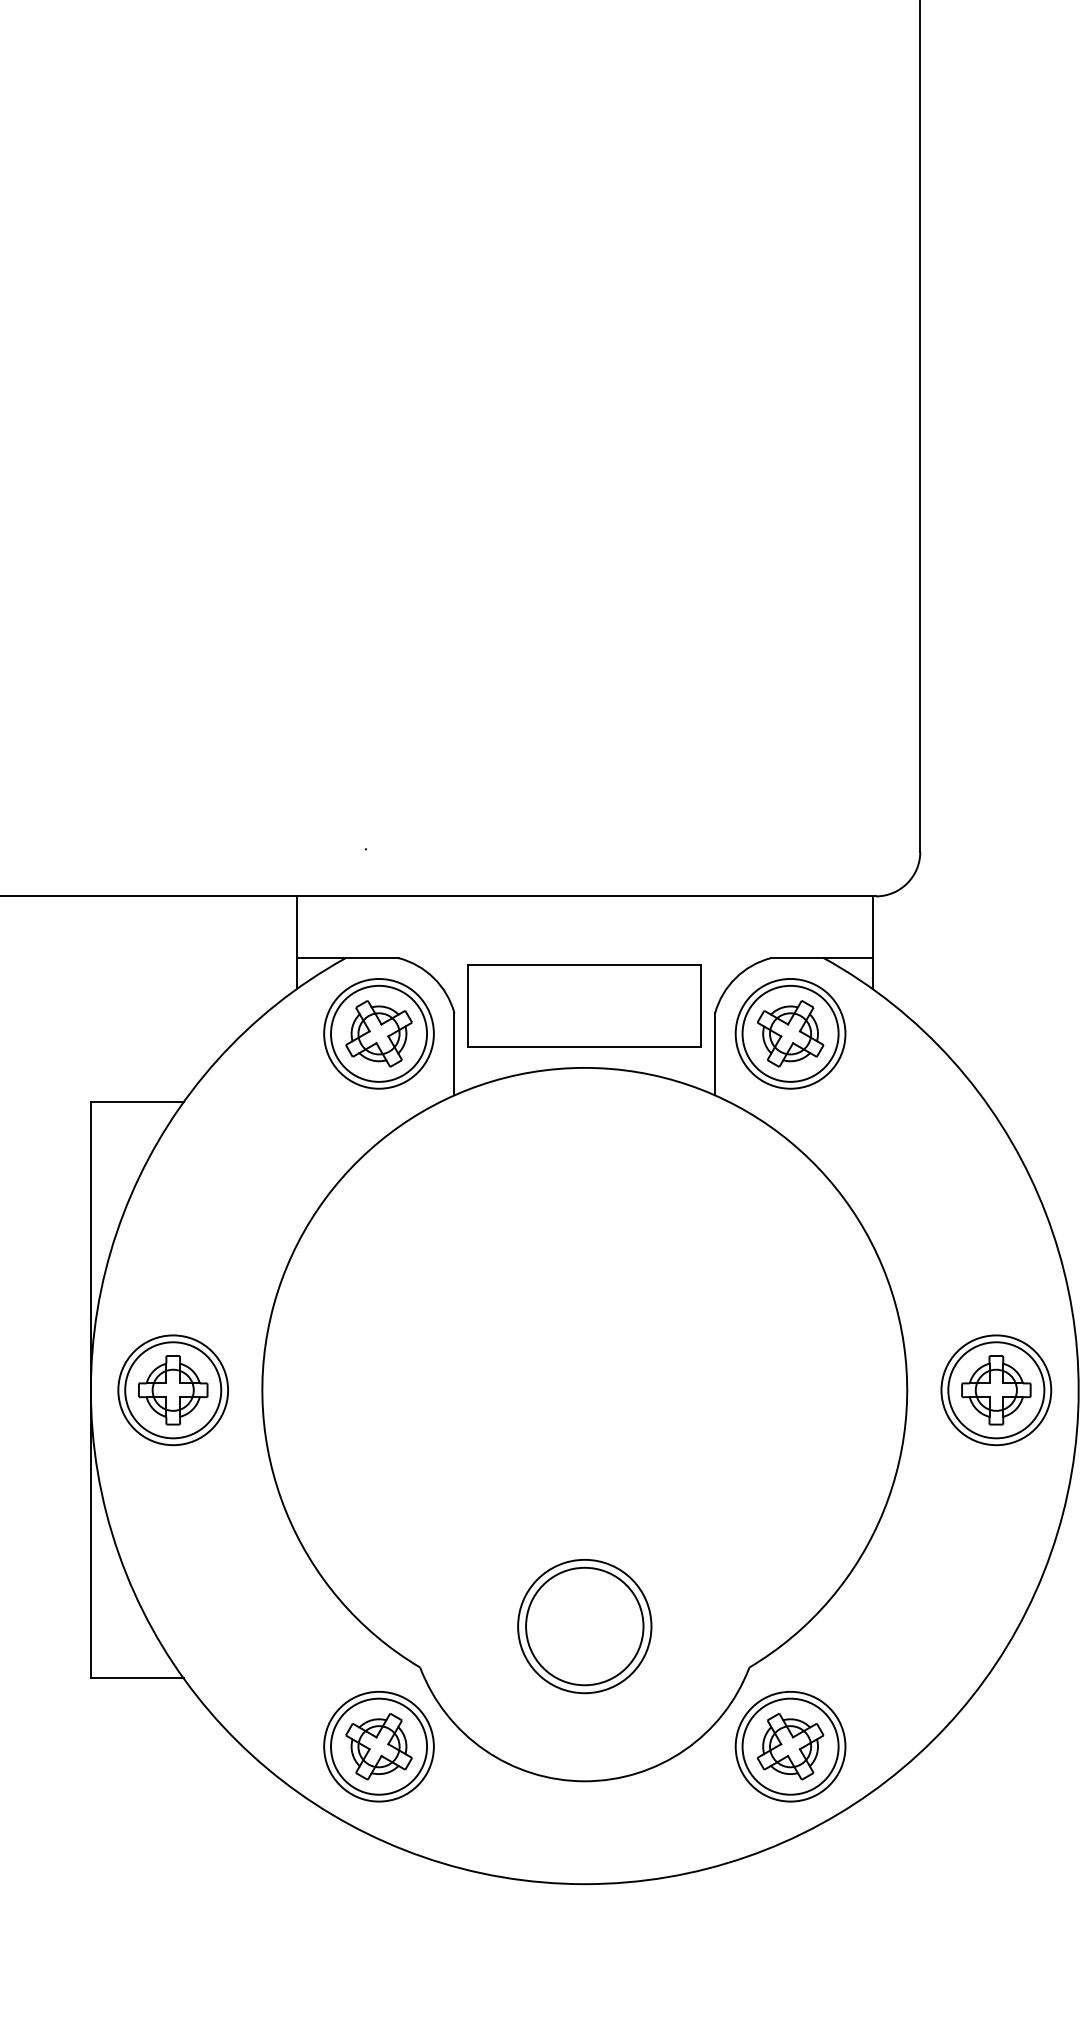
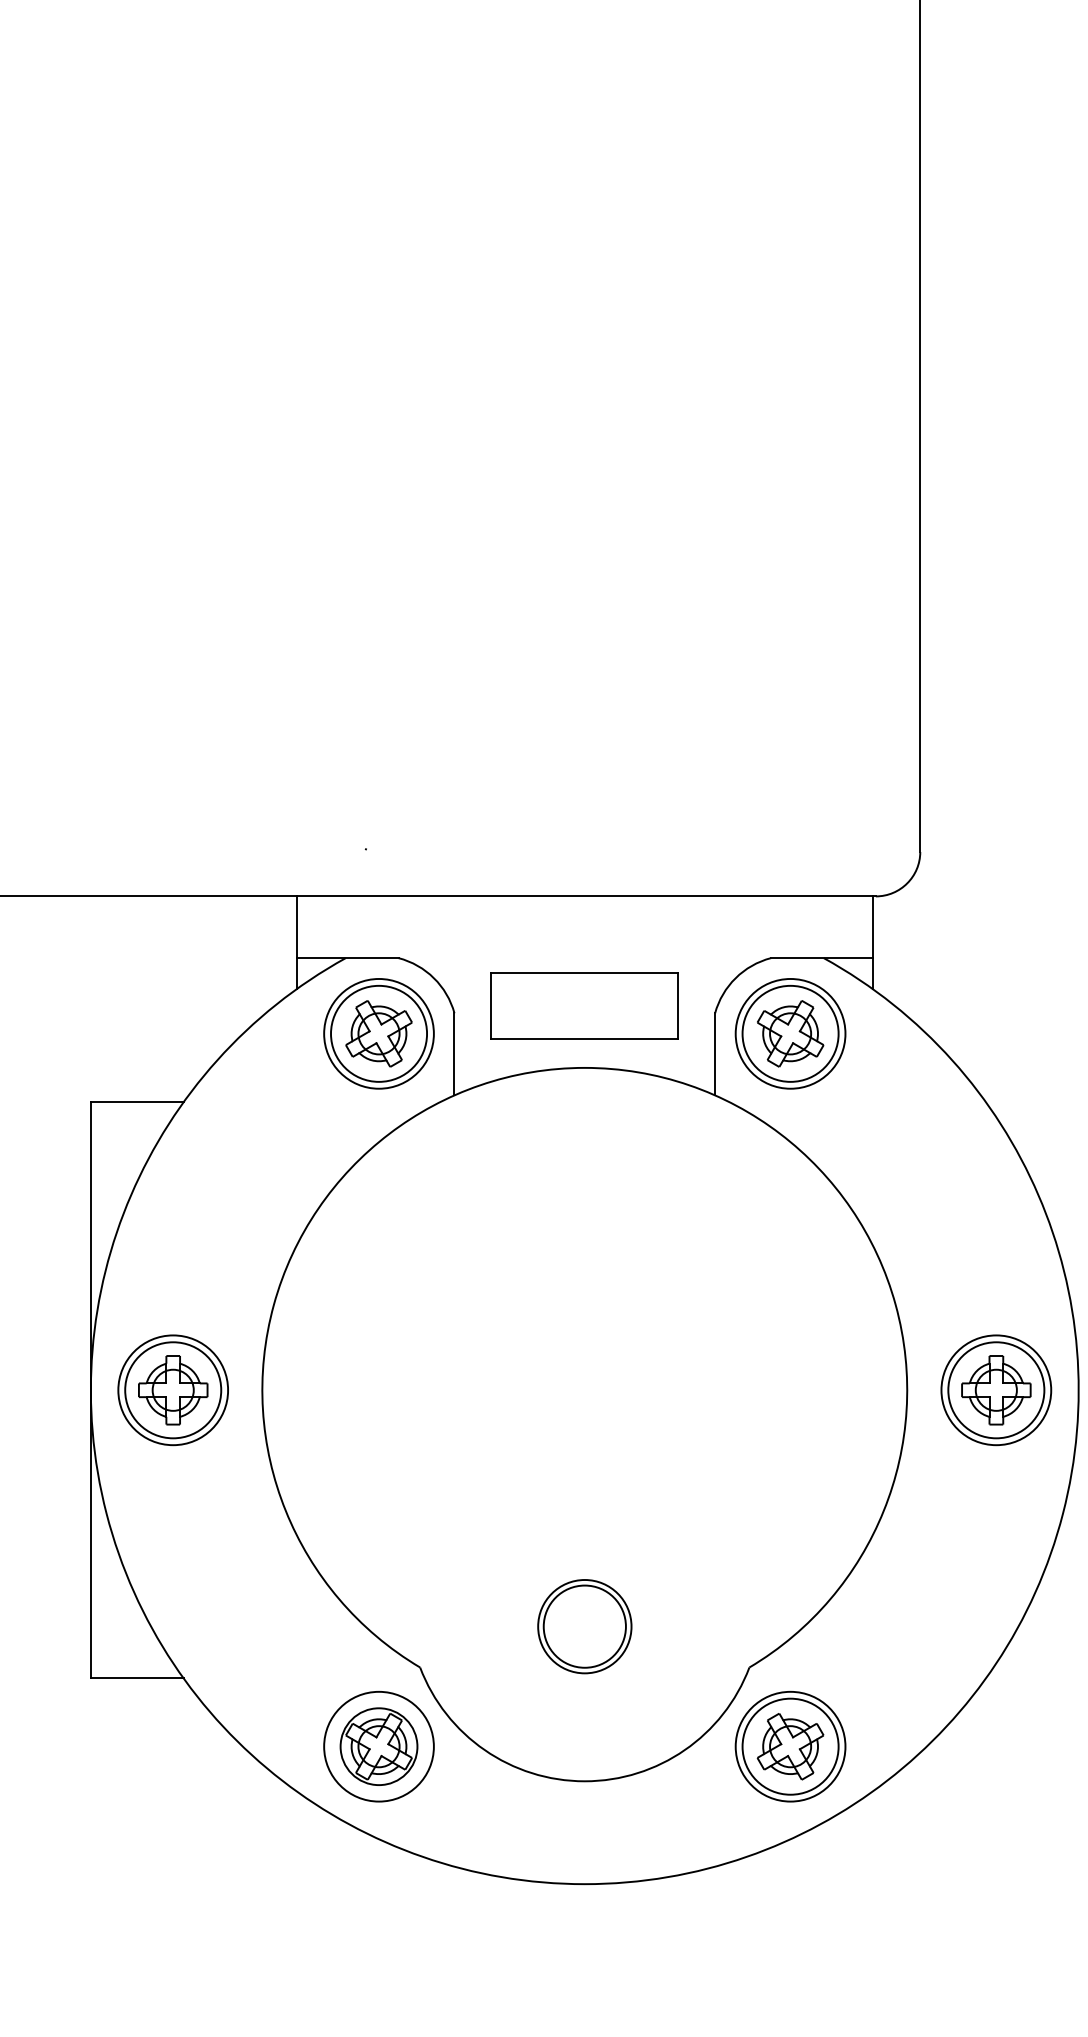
part size: 235x84 px -> 189x68 px (584, 1005)
part size: 136x136 px -> 96x96 px (584, 1626)
circle diameter: 96 px -> 77 px (378, 1746)
